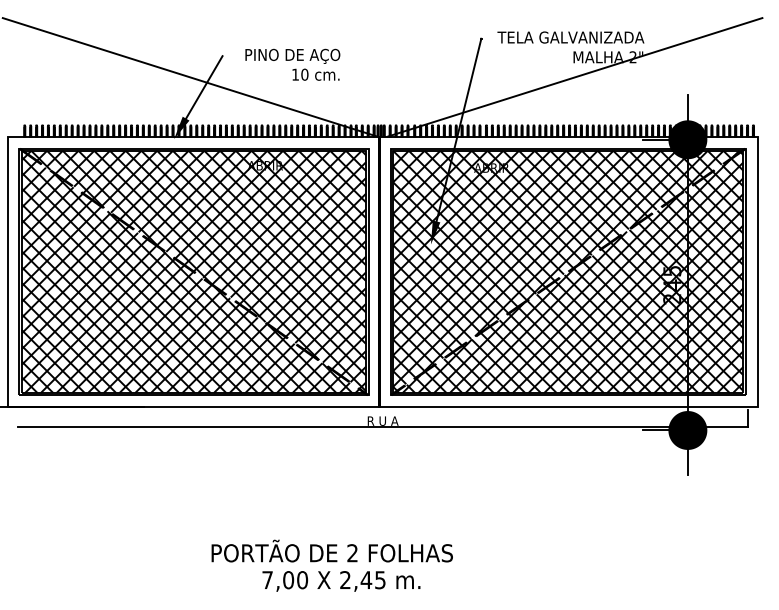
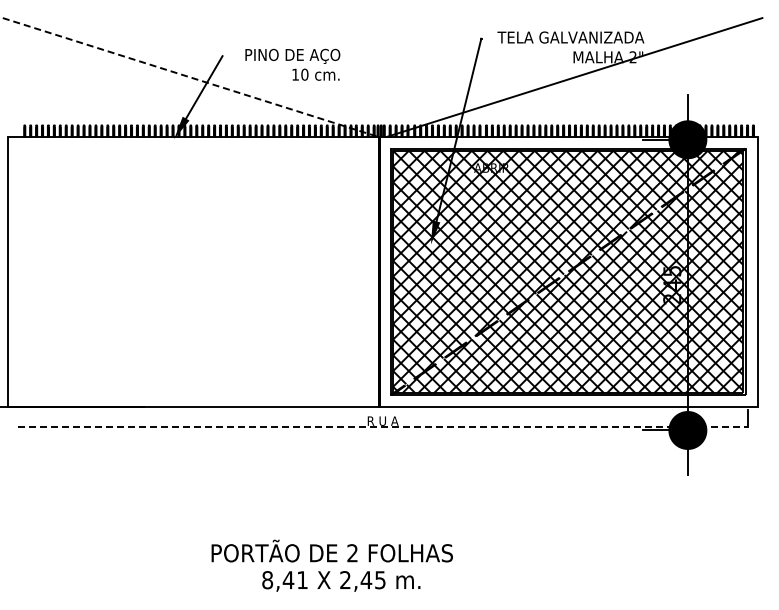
line: solid -> dashed (190, 77)
part: present -> none (193, 271)
line: solid -> dashed (382, 427)
text: 7,00 -> 8,41 (285, 580)
